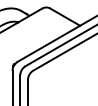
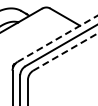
line: solid -> dashed (58, 38)
line: solid -> dashed (65, 51)
